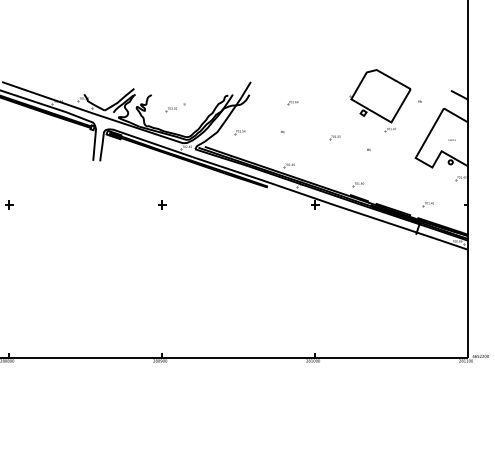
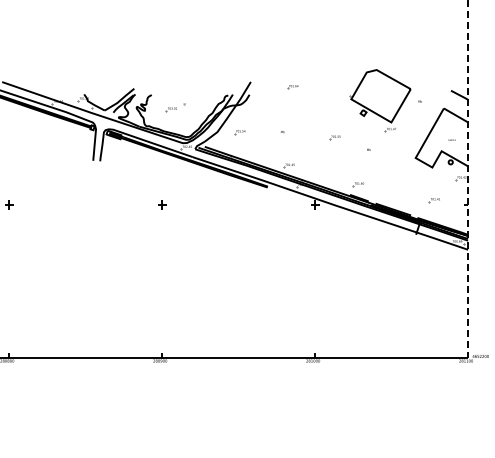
part position: (292, 103) -> (292, 87) (292, 87)
line: solid -> dashed (468, 179)
part position: (427, 204) -> (433, 200) (433, 200)
